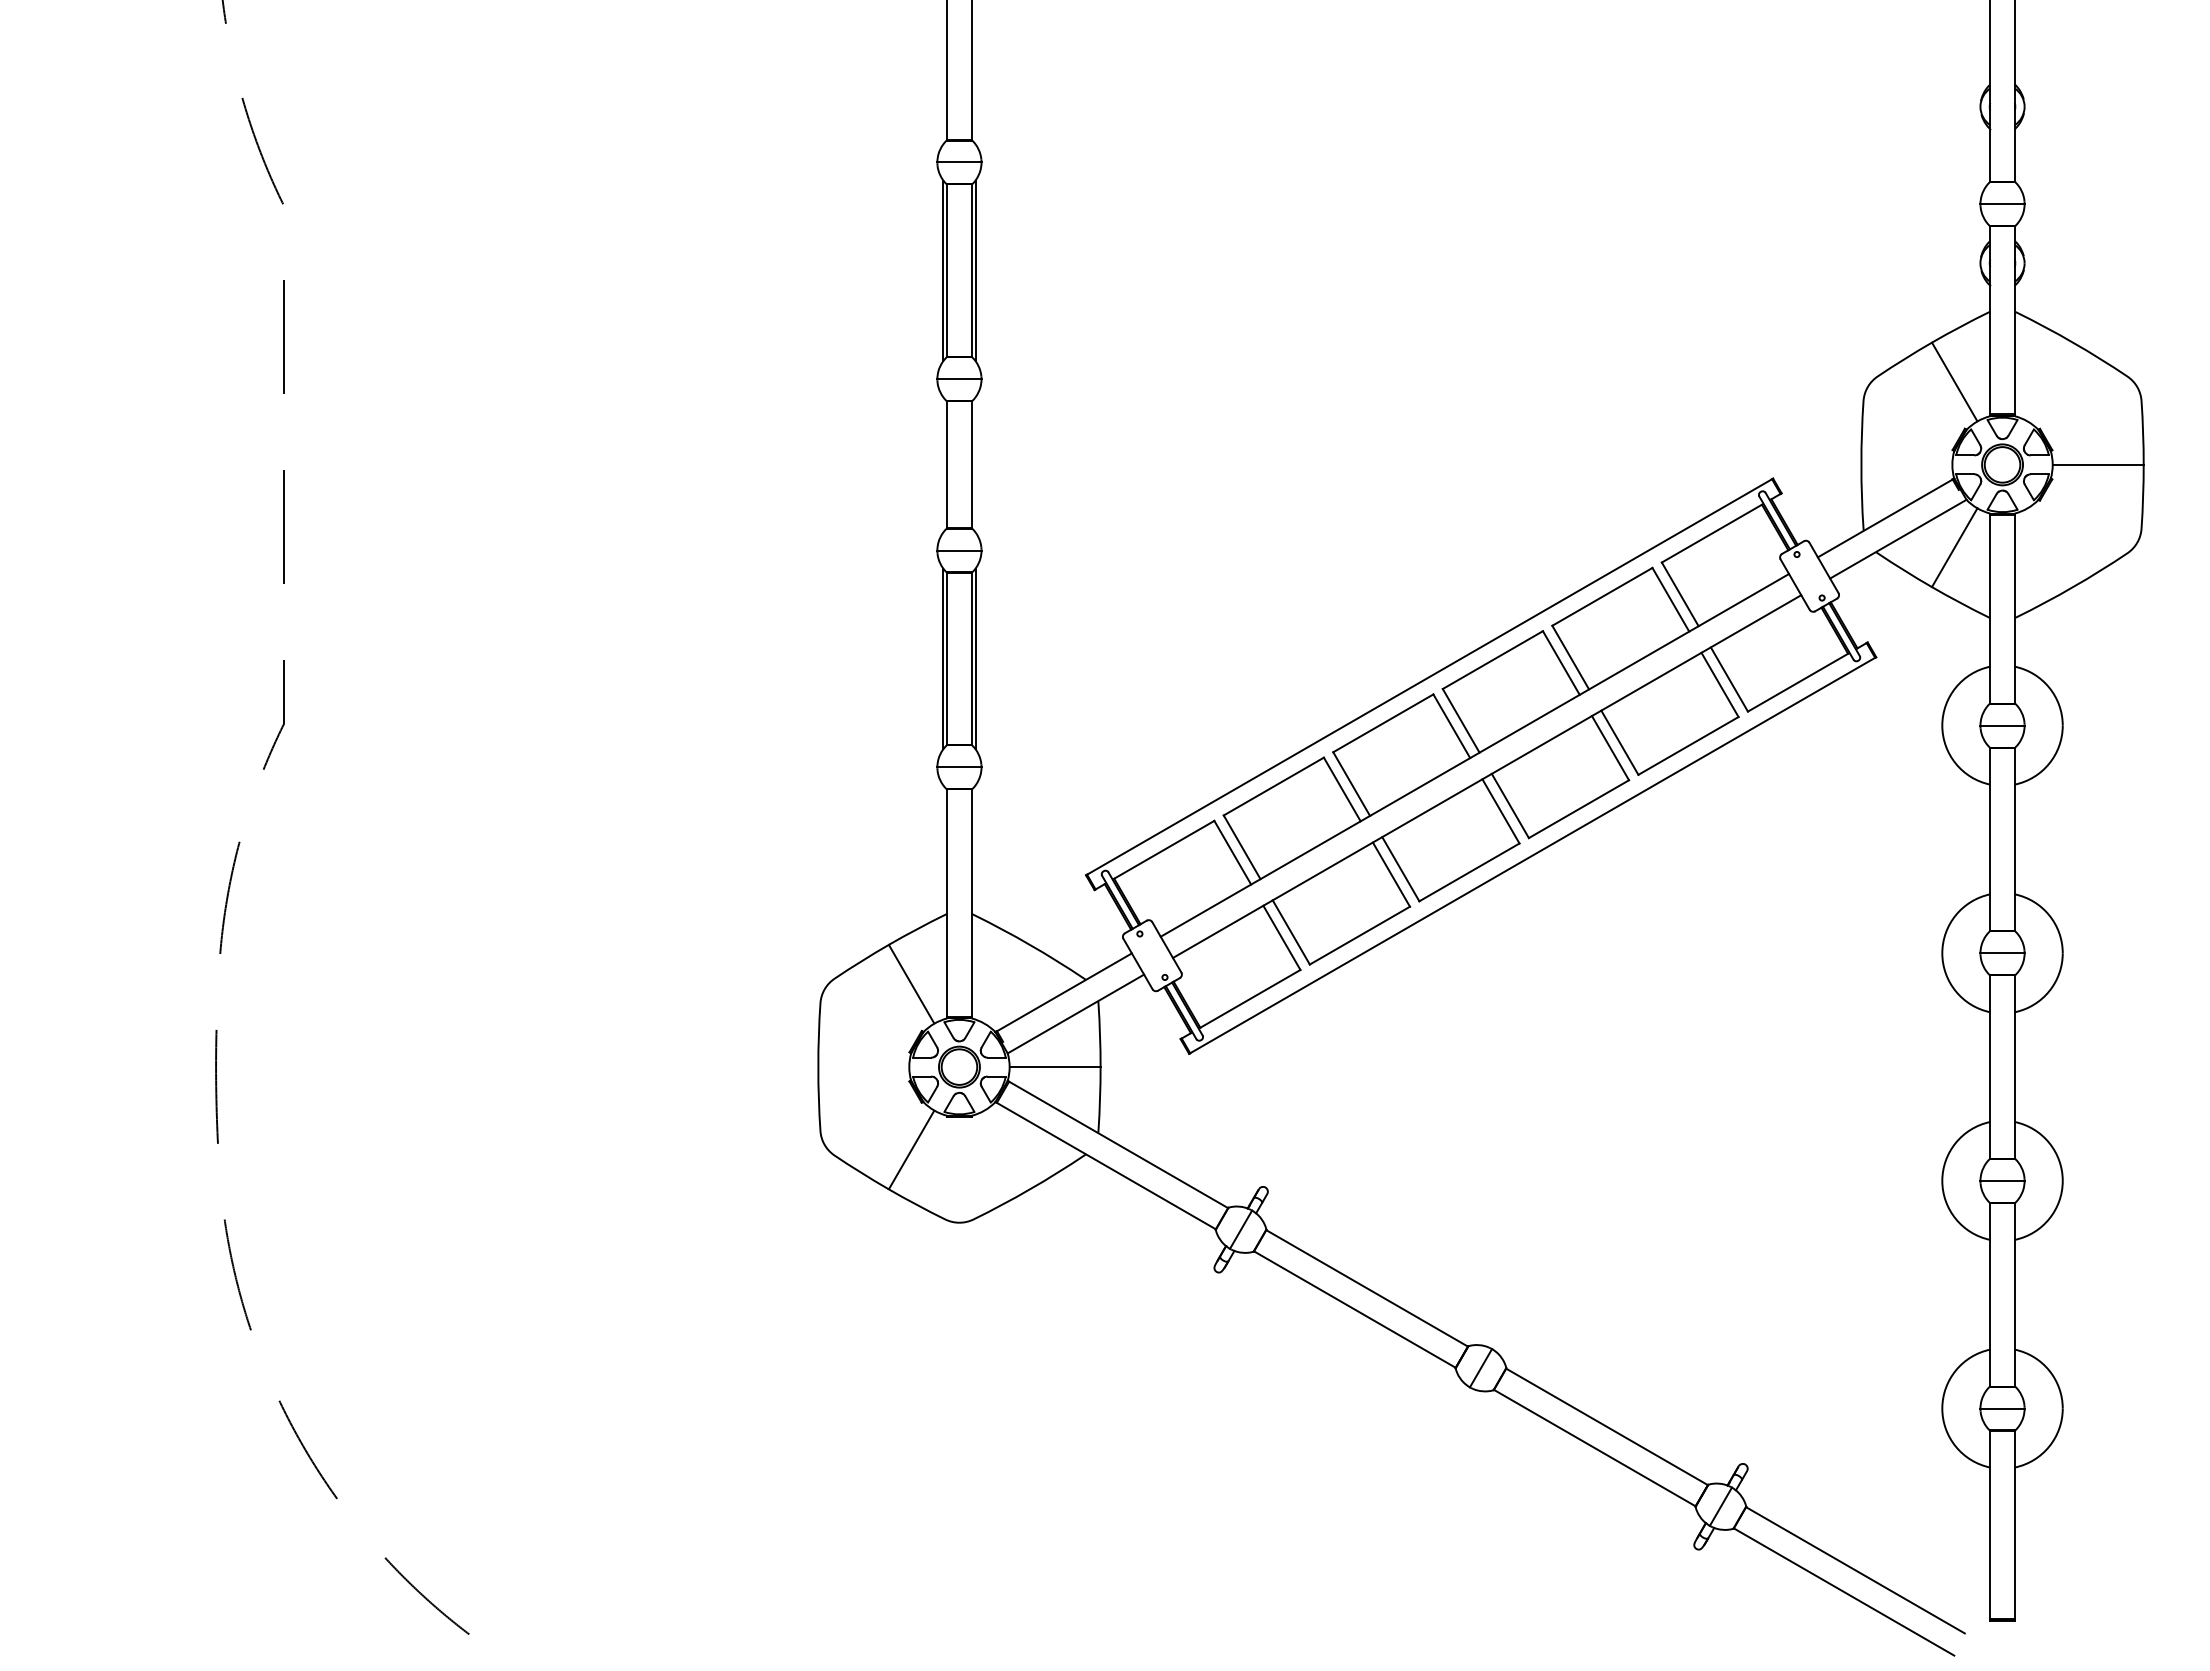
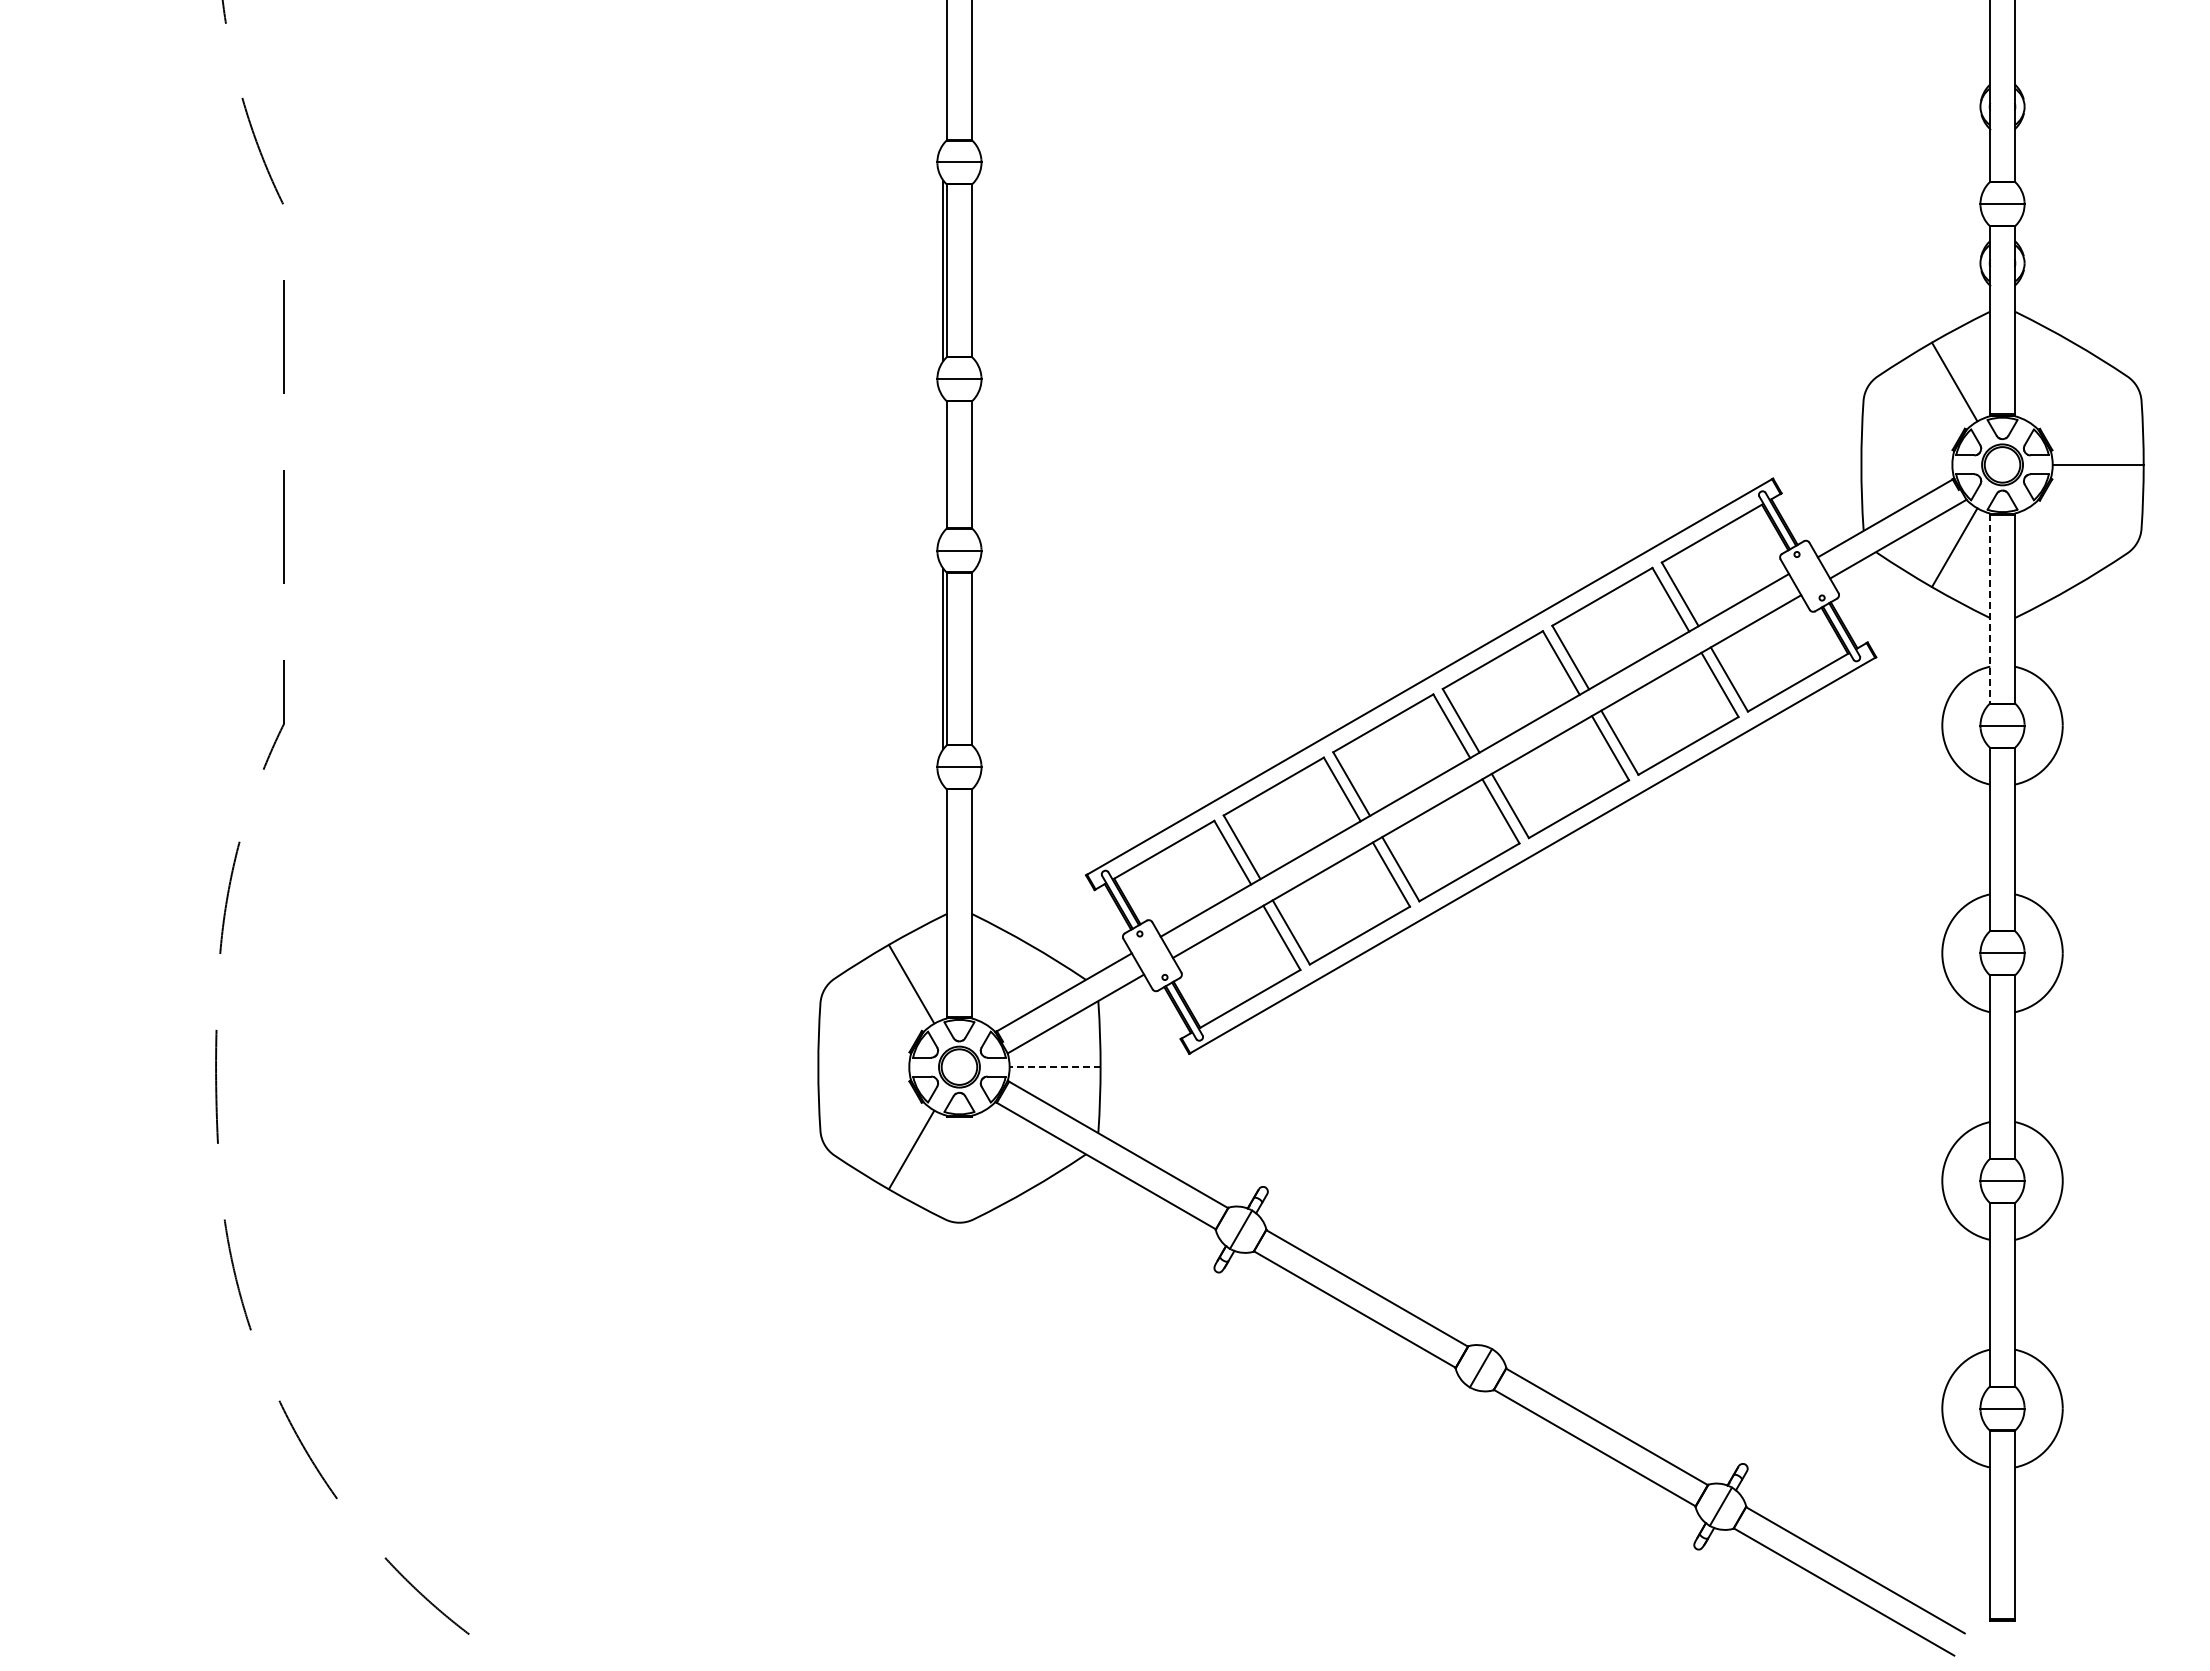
line: present -> none (975, 270)
line: solid -> dashed (1990, 609)
line: present -> none (975, 658)
line: solid -> dashed (1054, 1067)
